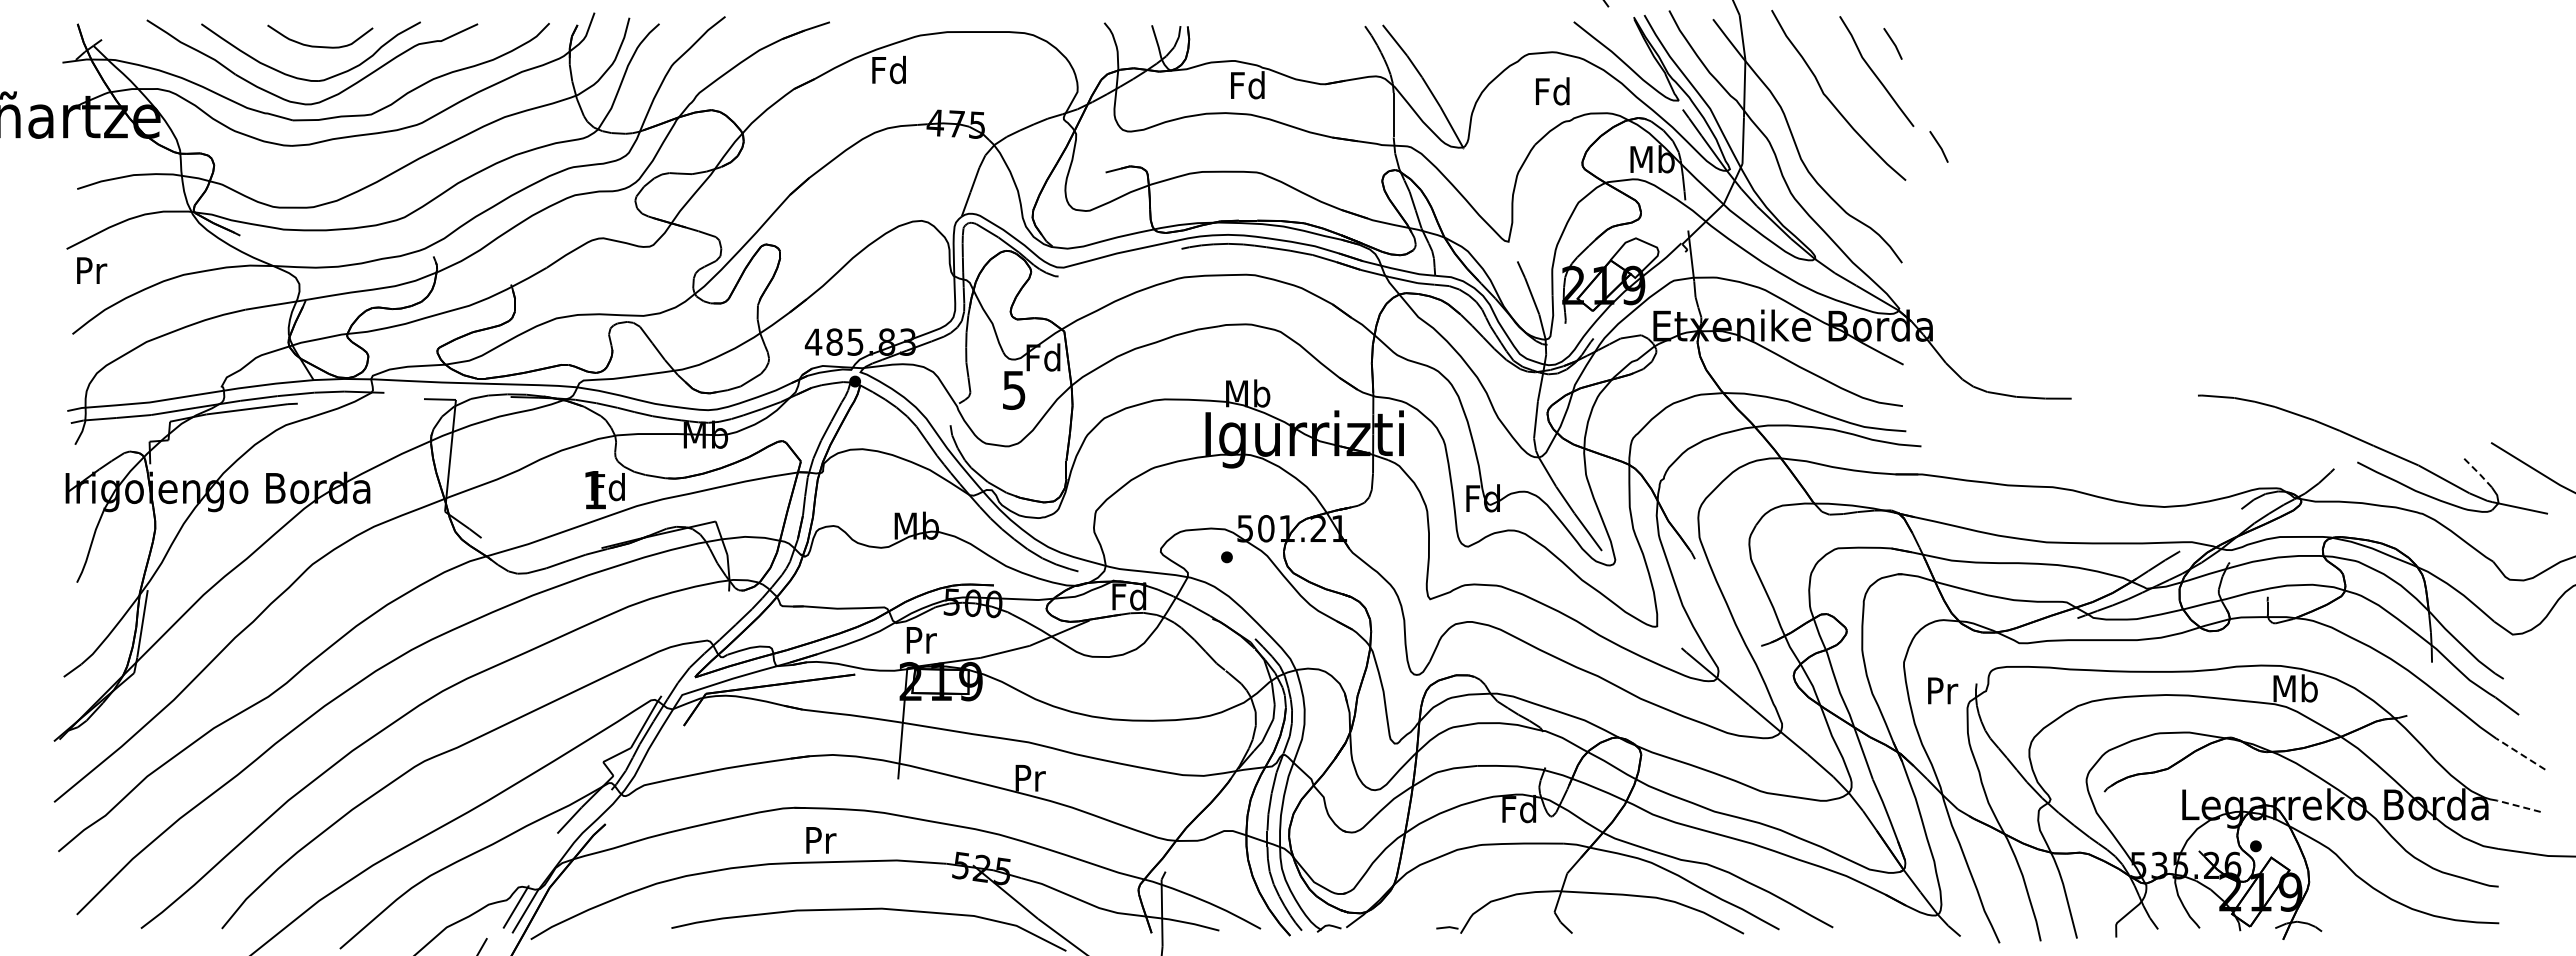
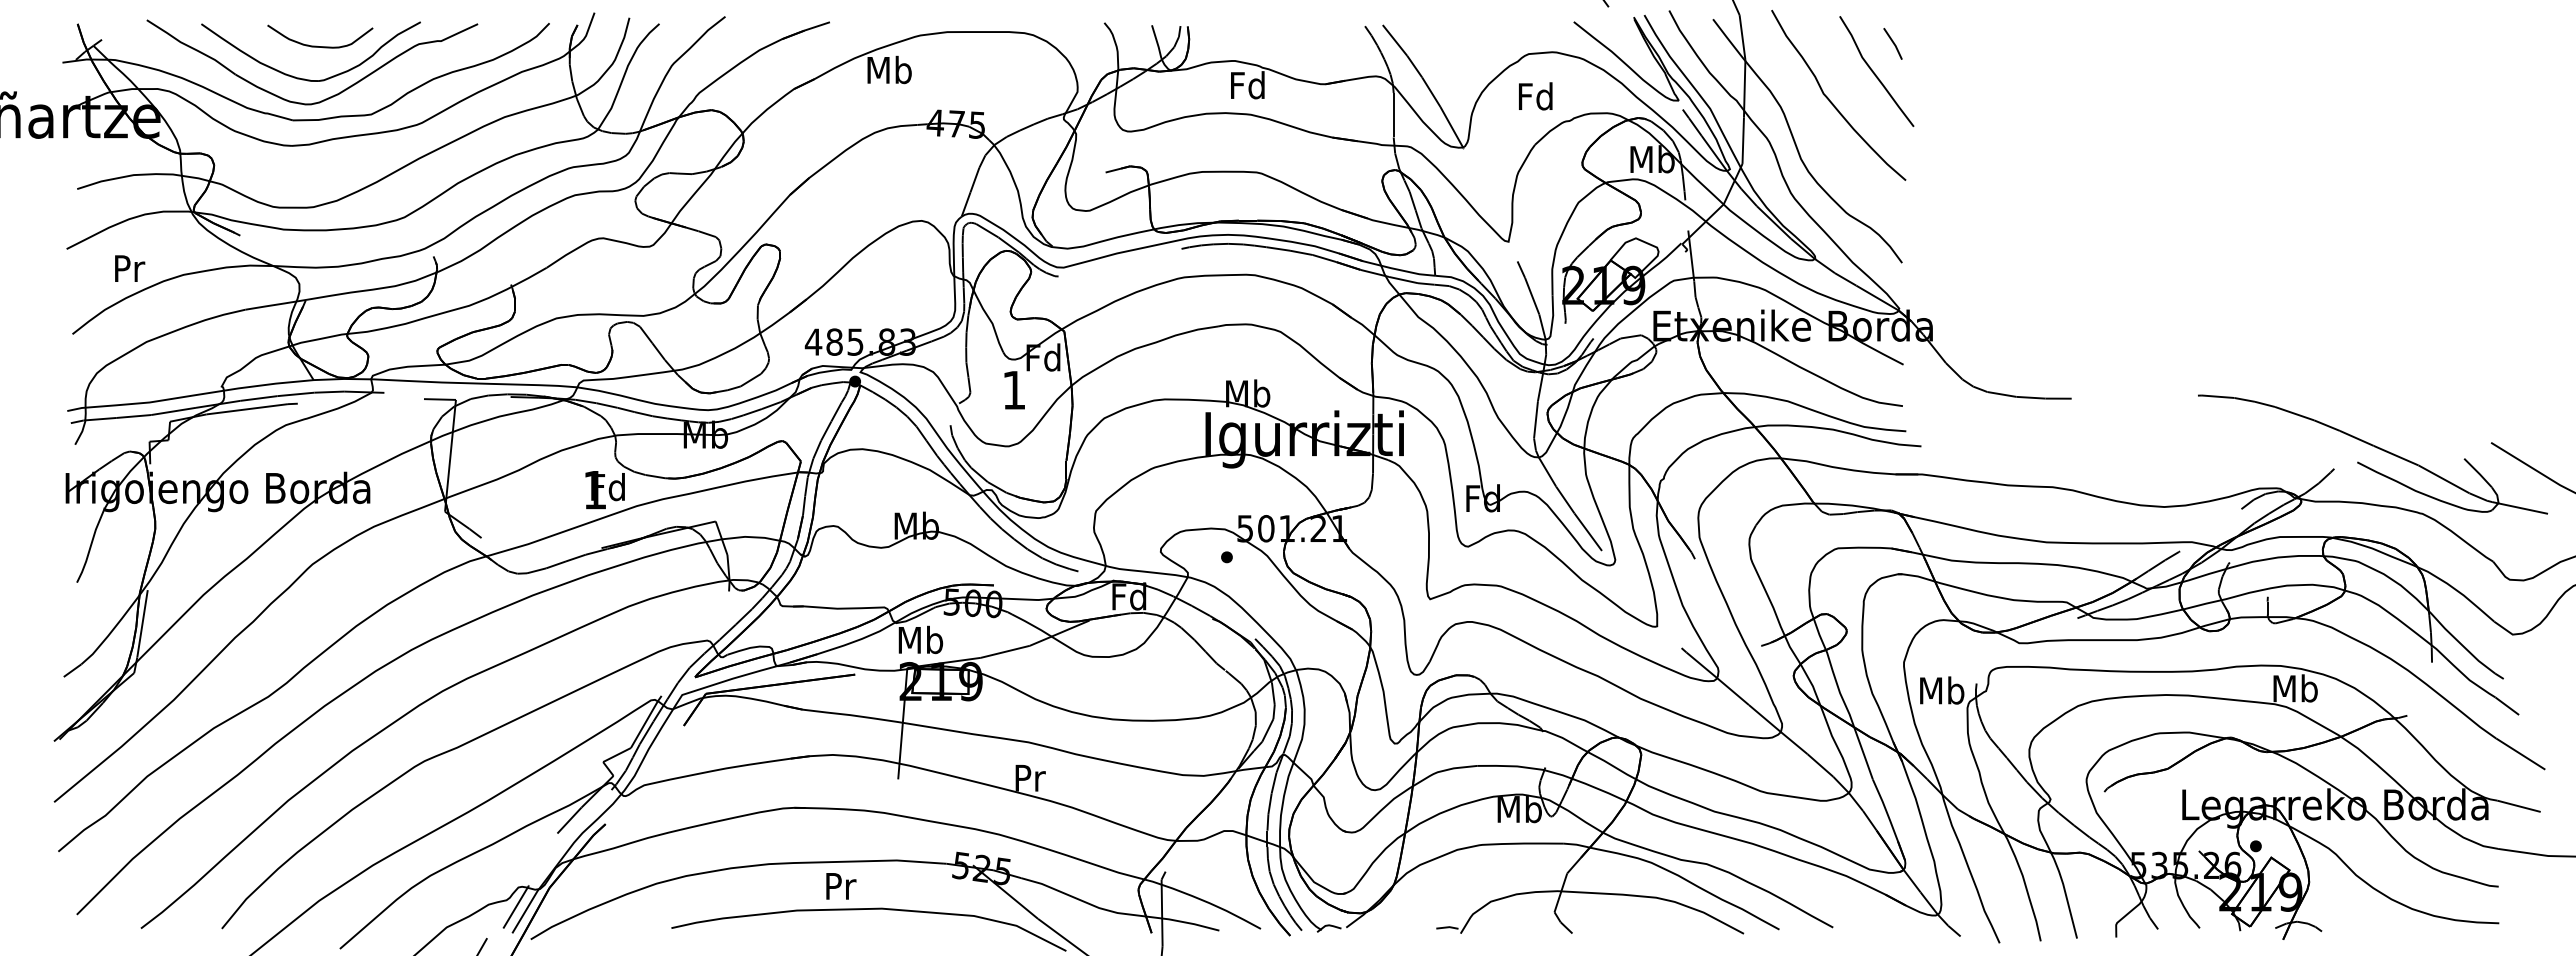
text: Fd -> Mb (889, 69)
text position: (1552, 91) -> (1535, 96) (1535, 96)
line: present -> none (1938, 146)
text position: (92, 270) -> (130, 268) (130, 268)
text: 5 -> 1 (1014, 390)
line: dashed -> solid (2478, 473)
text: Pr -> Mb (920, 639)
text: Pr -> Mb (1942, 690)
line: dashed -> solid (2520, 753)
line: dashed -> solid (2518, 806)
text: Fd -> Mb (1519, 809)
text position: (821, 840) -> (841, 886) (841, 886)
